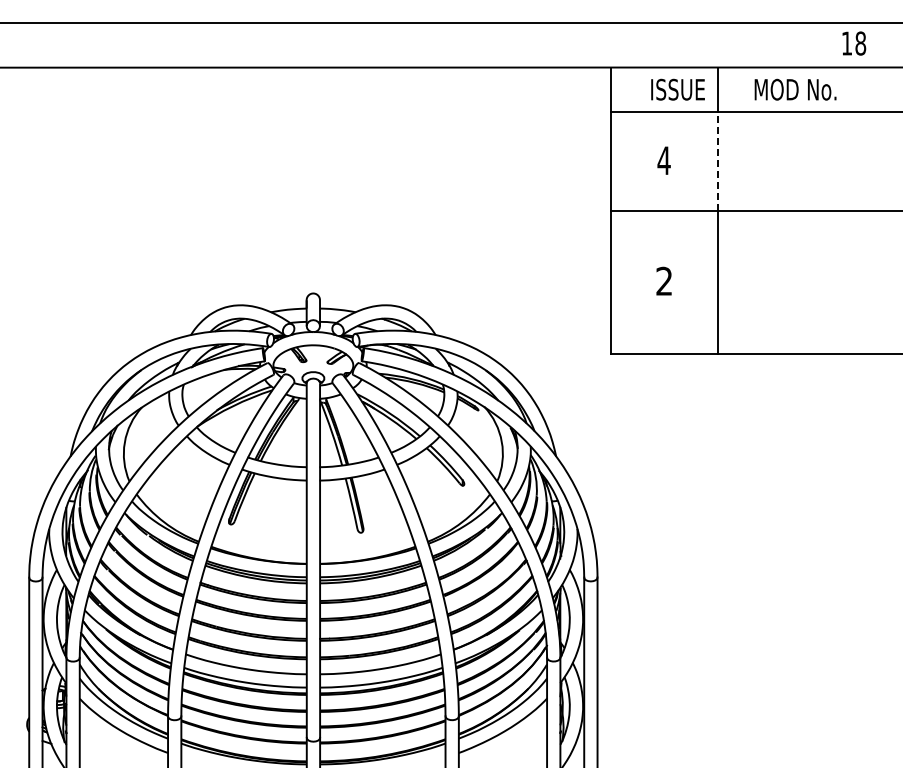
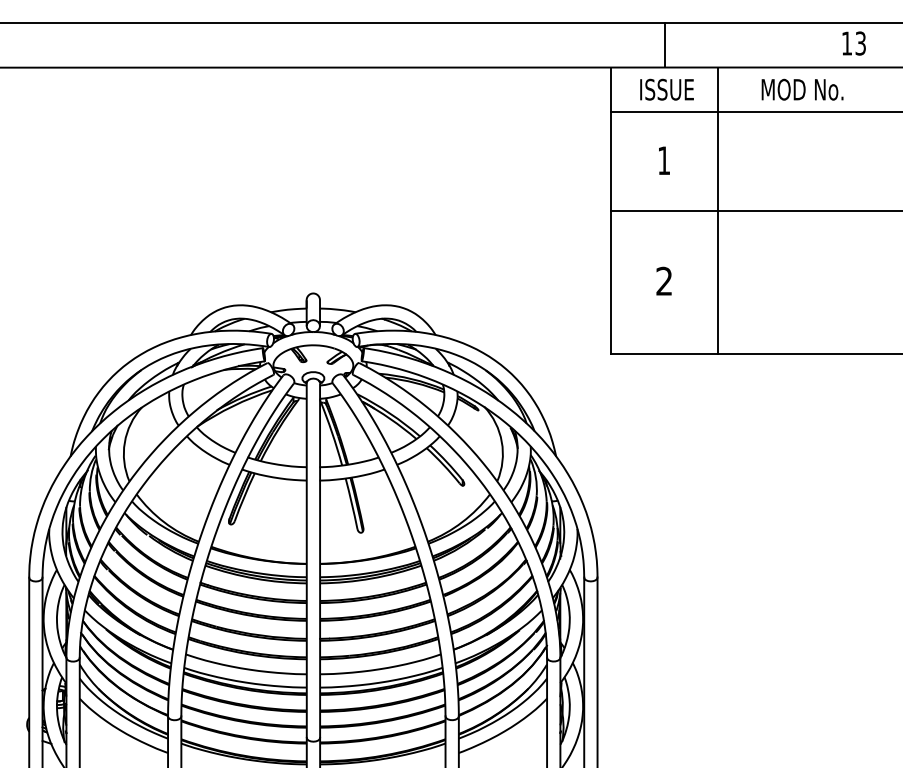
text: 18 -> 13 (860, 43)
line: none -> present (664, 44)
text position: (677, 89) -> (666, 89) (666, 89)
text position: (795, 89) -> (802, 89) (802, 89)
text: 4 -> 1 (663, 160)
line: dashed -> solid (717, 161)
